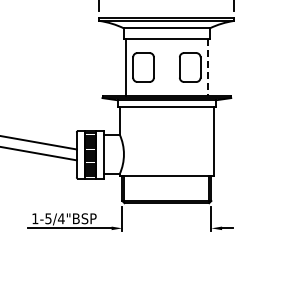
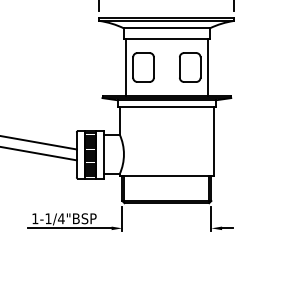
line: dashed -> solid (208, 68)
text: 1-5/4"BSP -> 1-1/4"BSP (48, 218)
